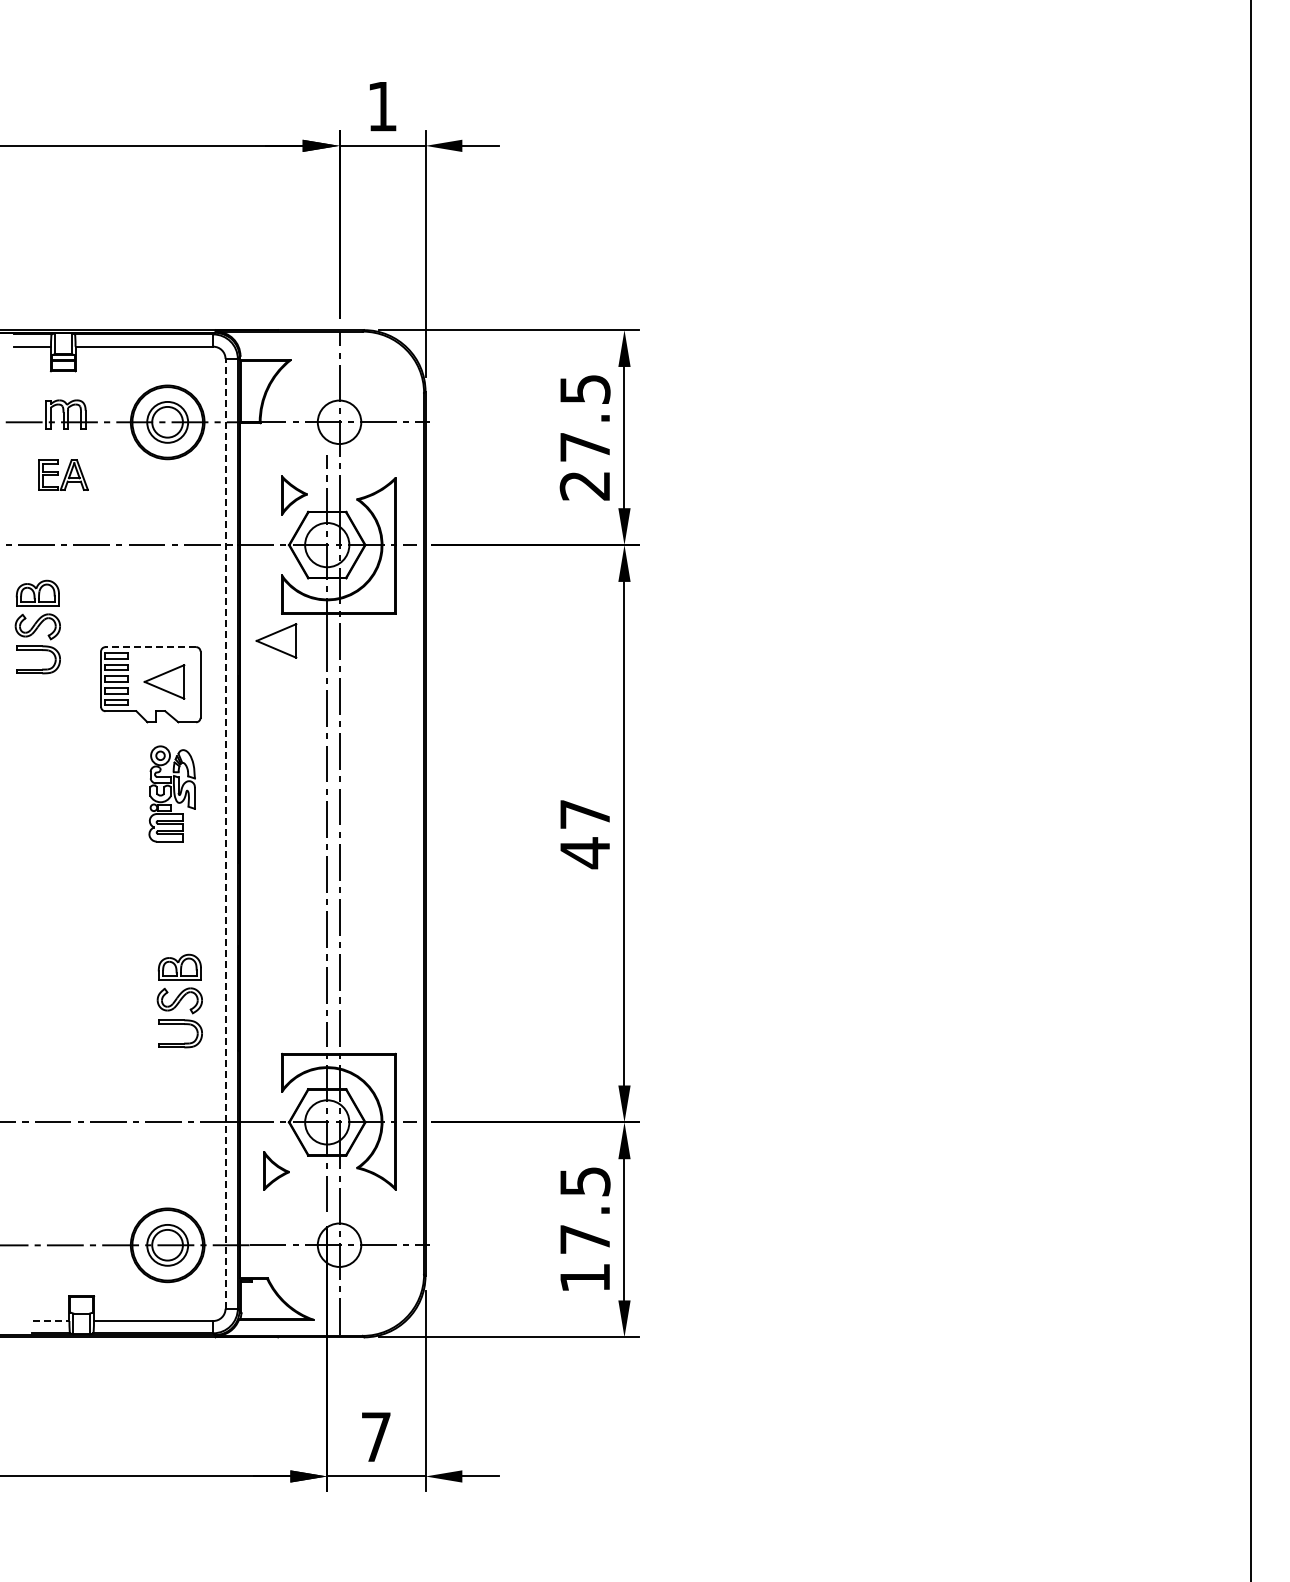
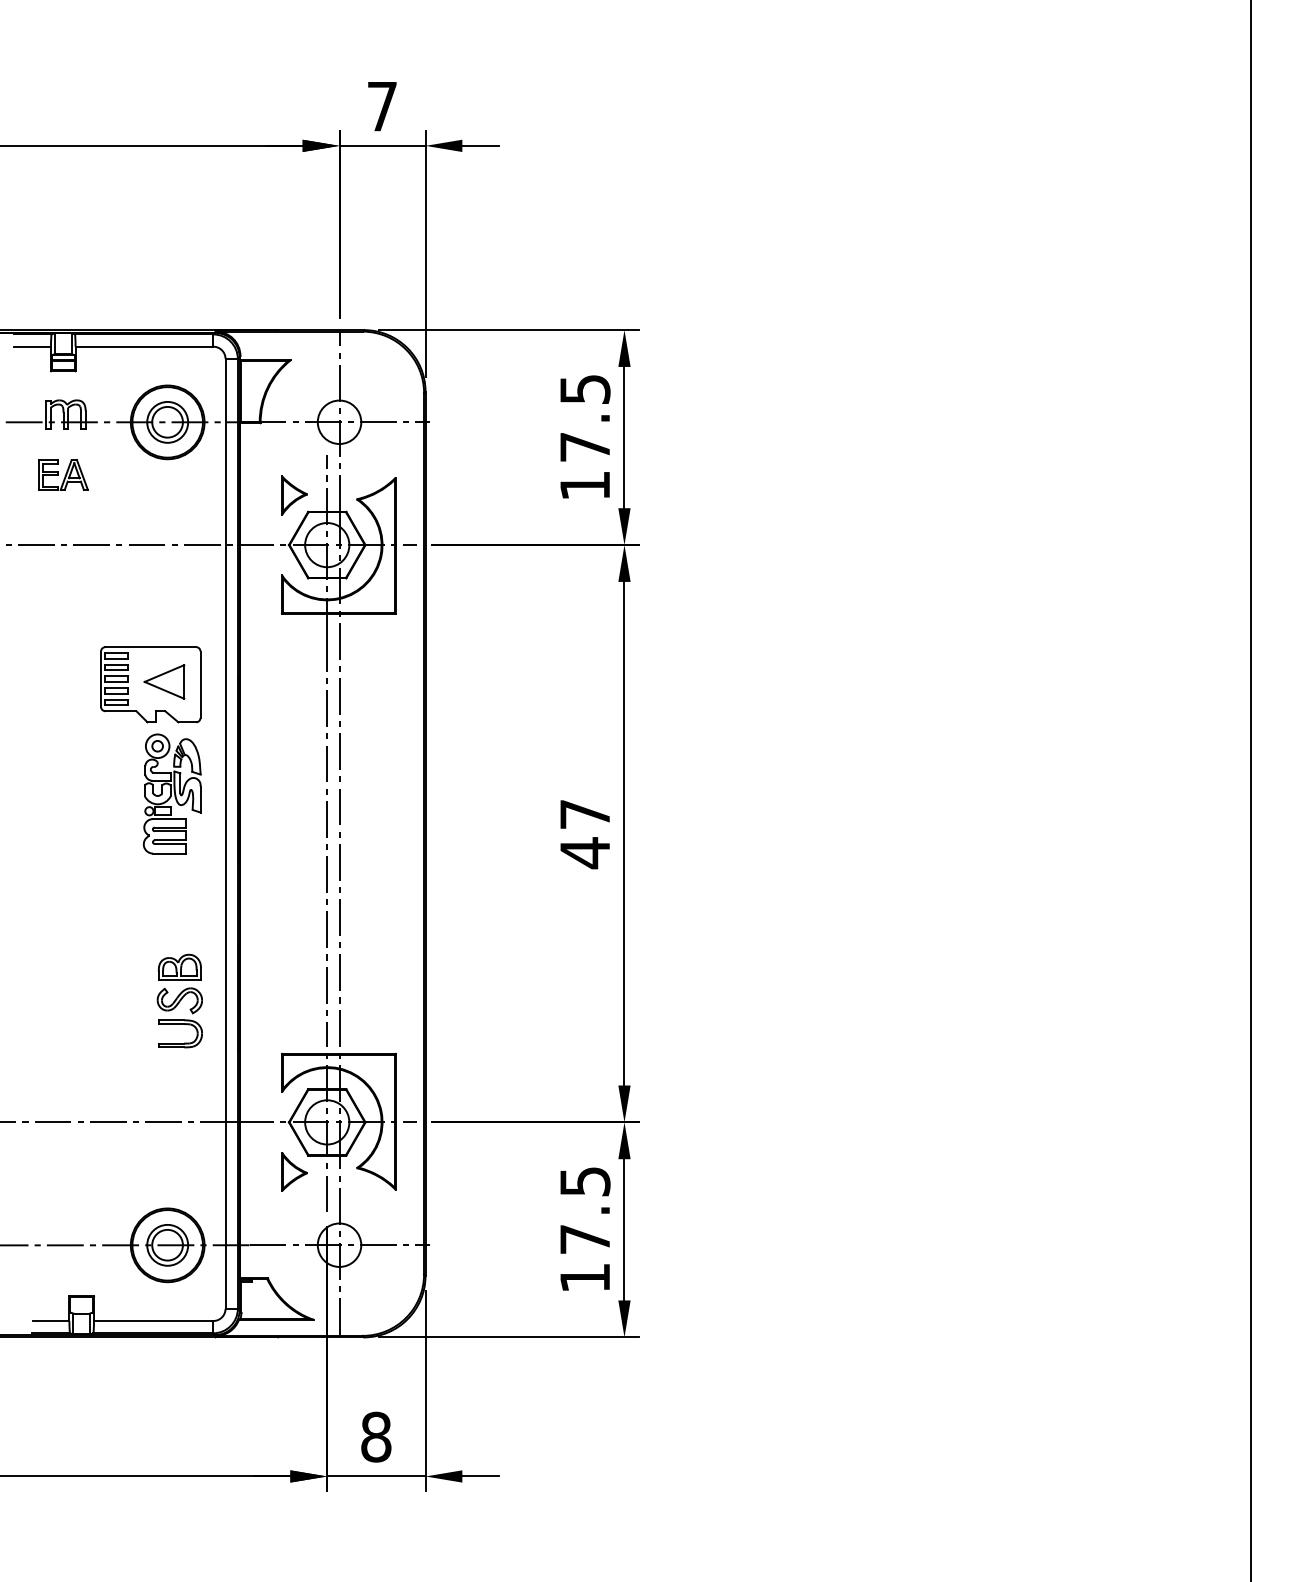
text: 1 -> 7 (382, 106)
text: 27.5 -> 17.5 (584, 486)
part: present -> none (37, 626)
part: present -> none (276, 640)
line: dashed -> solid (150, 647)
part size: 48x98 px -> 60x122 px (171, 793)
line: dashed -> solid (225, 833)
part position: (276, 1170) -> (294, 1171) (294, 1171)
line: dashed -> solid (51, 1321)
text: 7 -> 8 (376, 1436)
